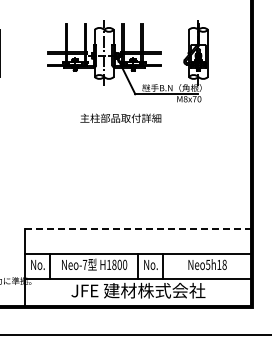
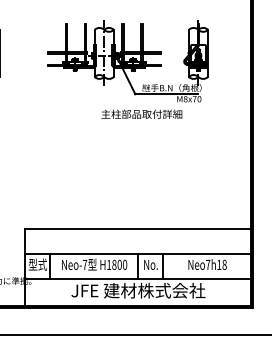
text position: (120, 117) -> (141, 113) (141, 113)
line: dashed -> solid (138, 228)
text: No. -> 型式 (37, 264)
text: Neo5h18 -> Neo7h18 (208, 264)
